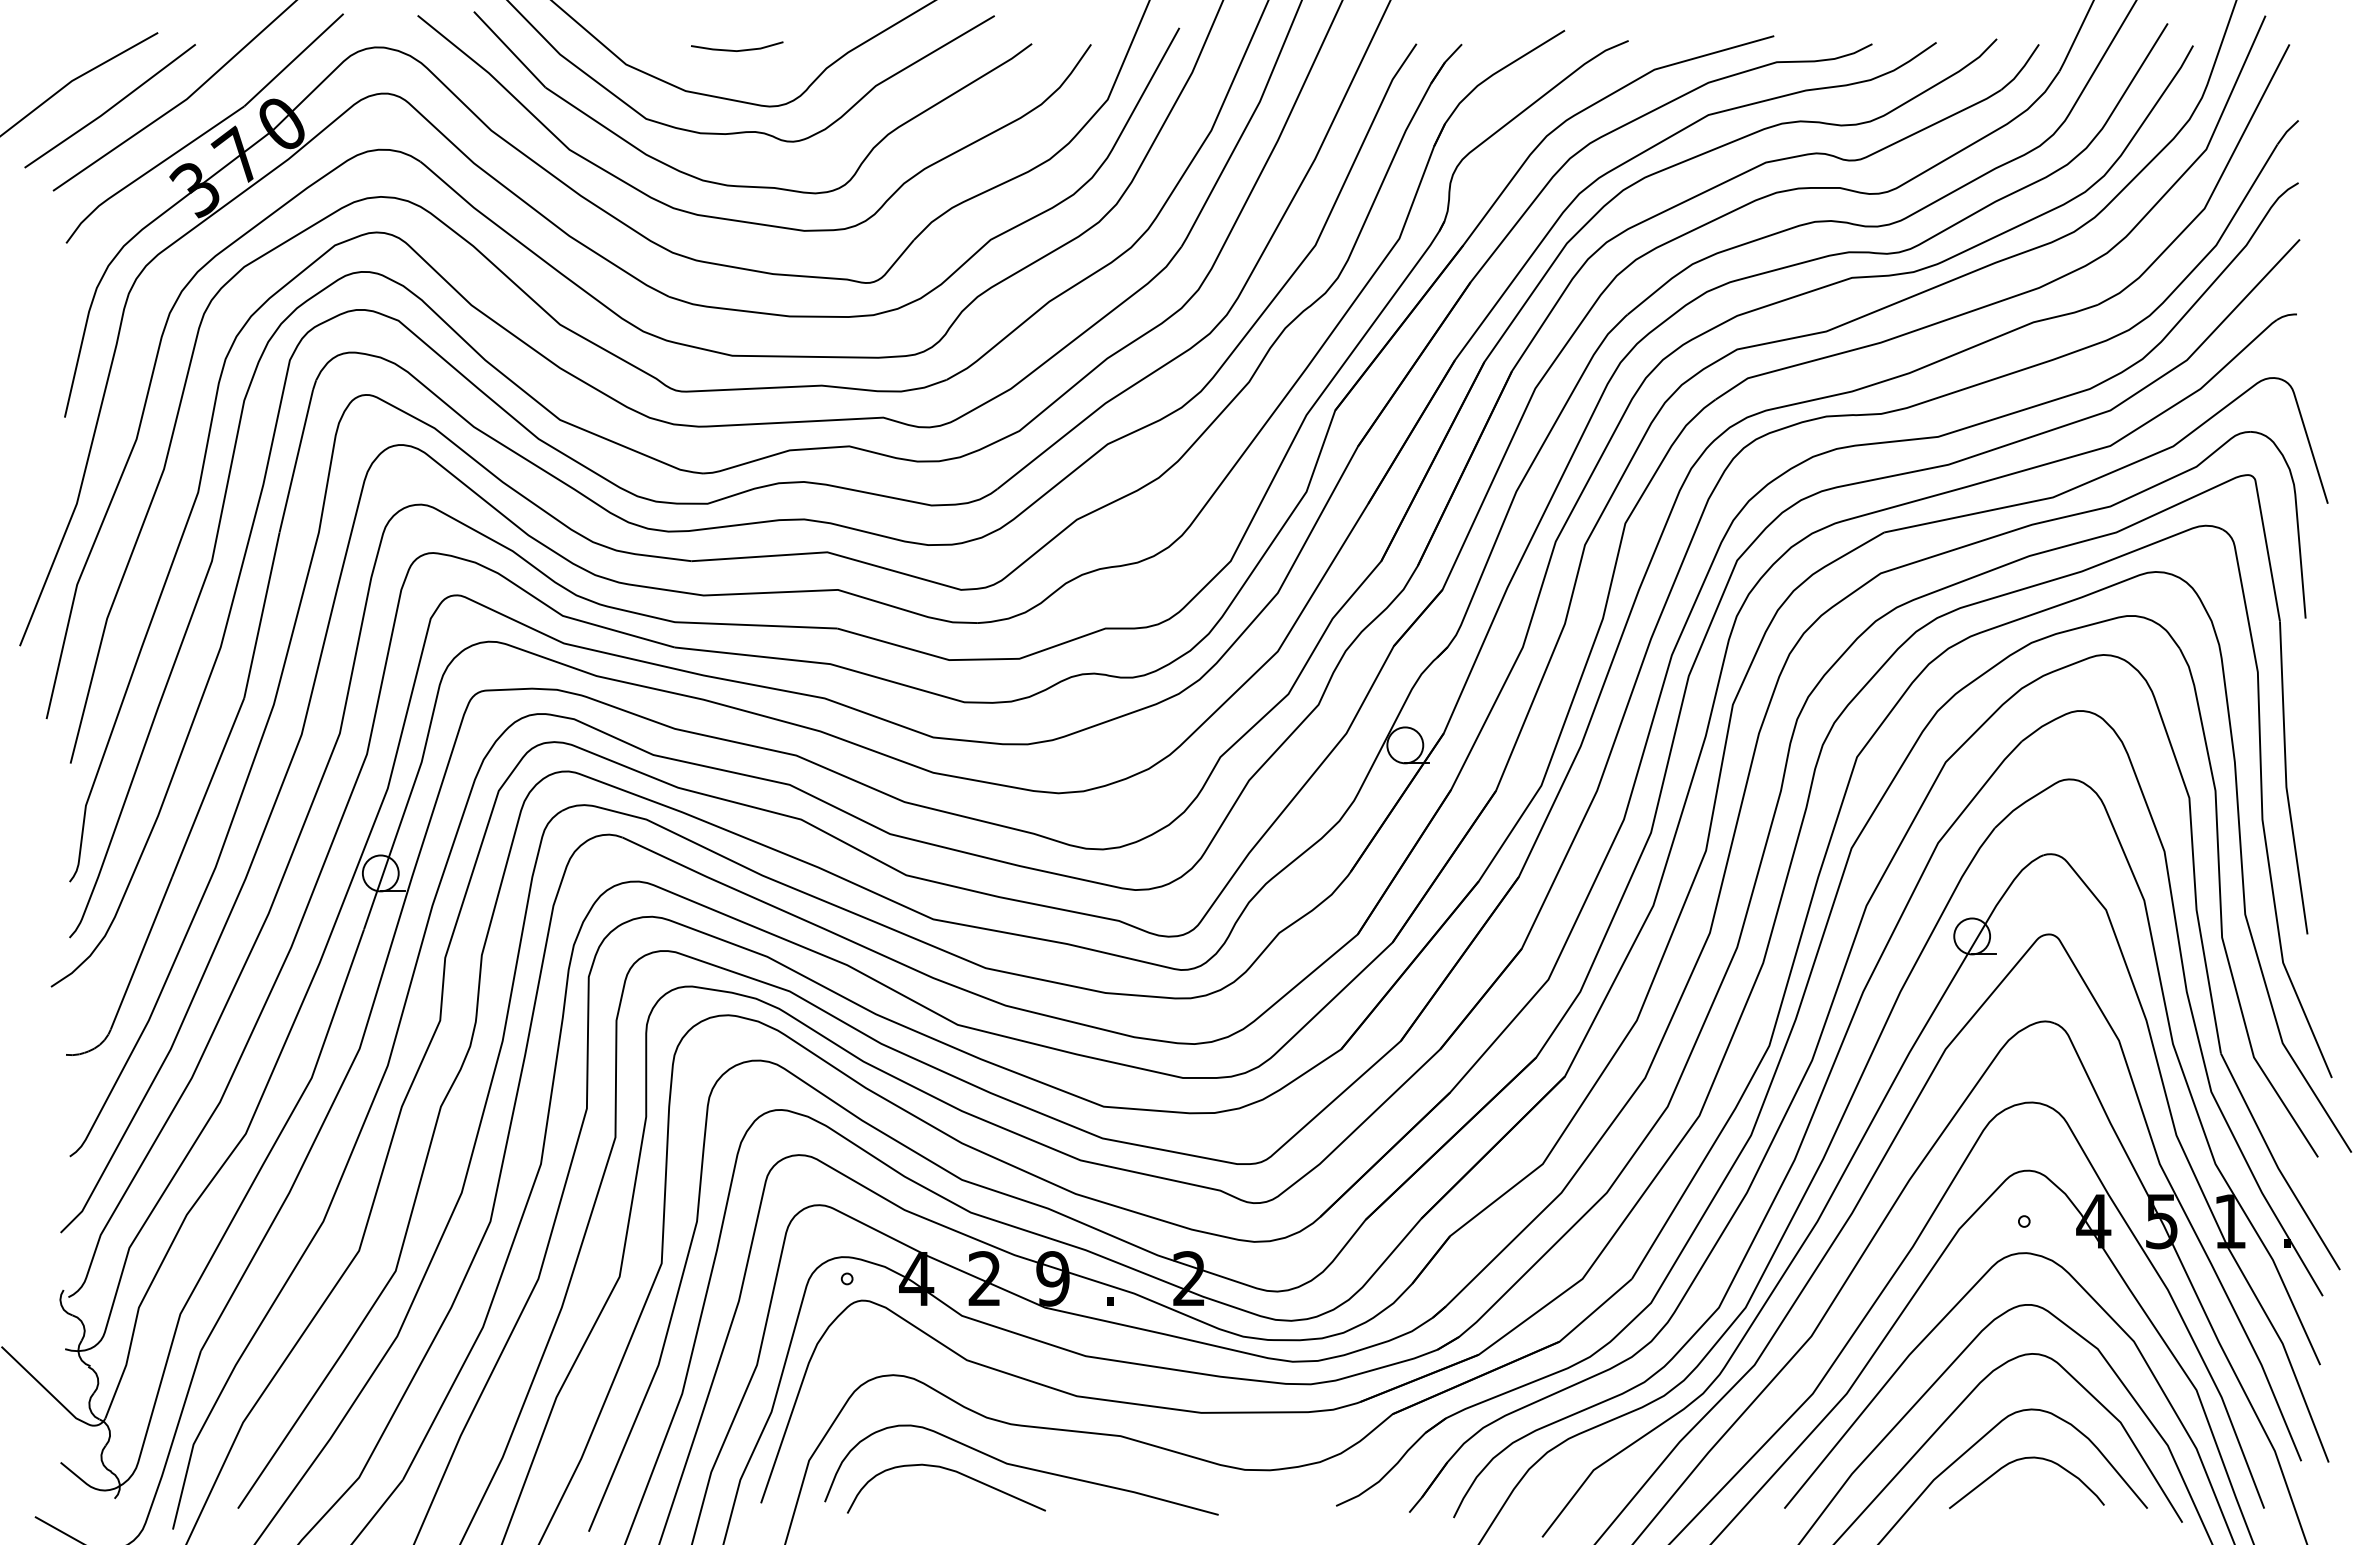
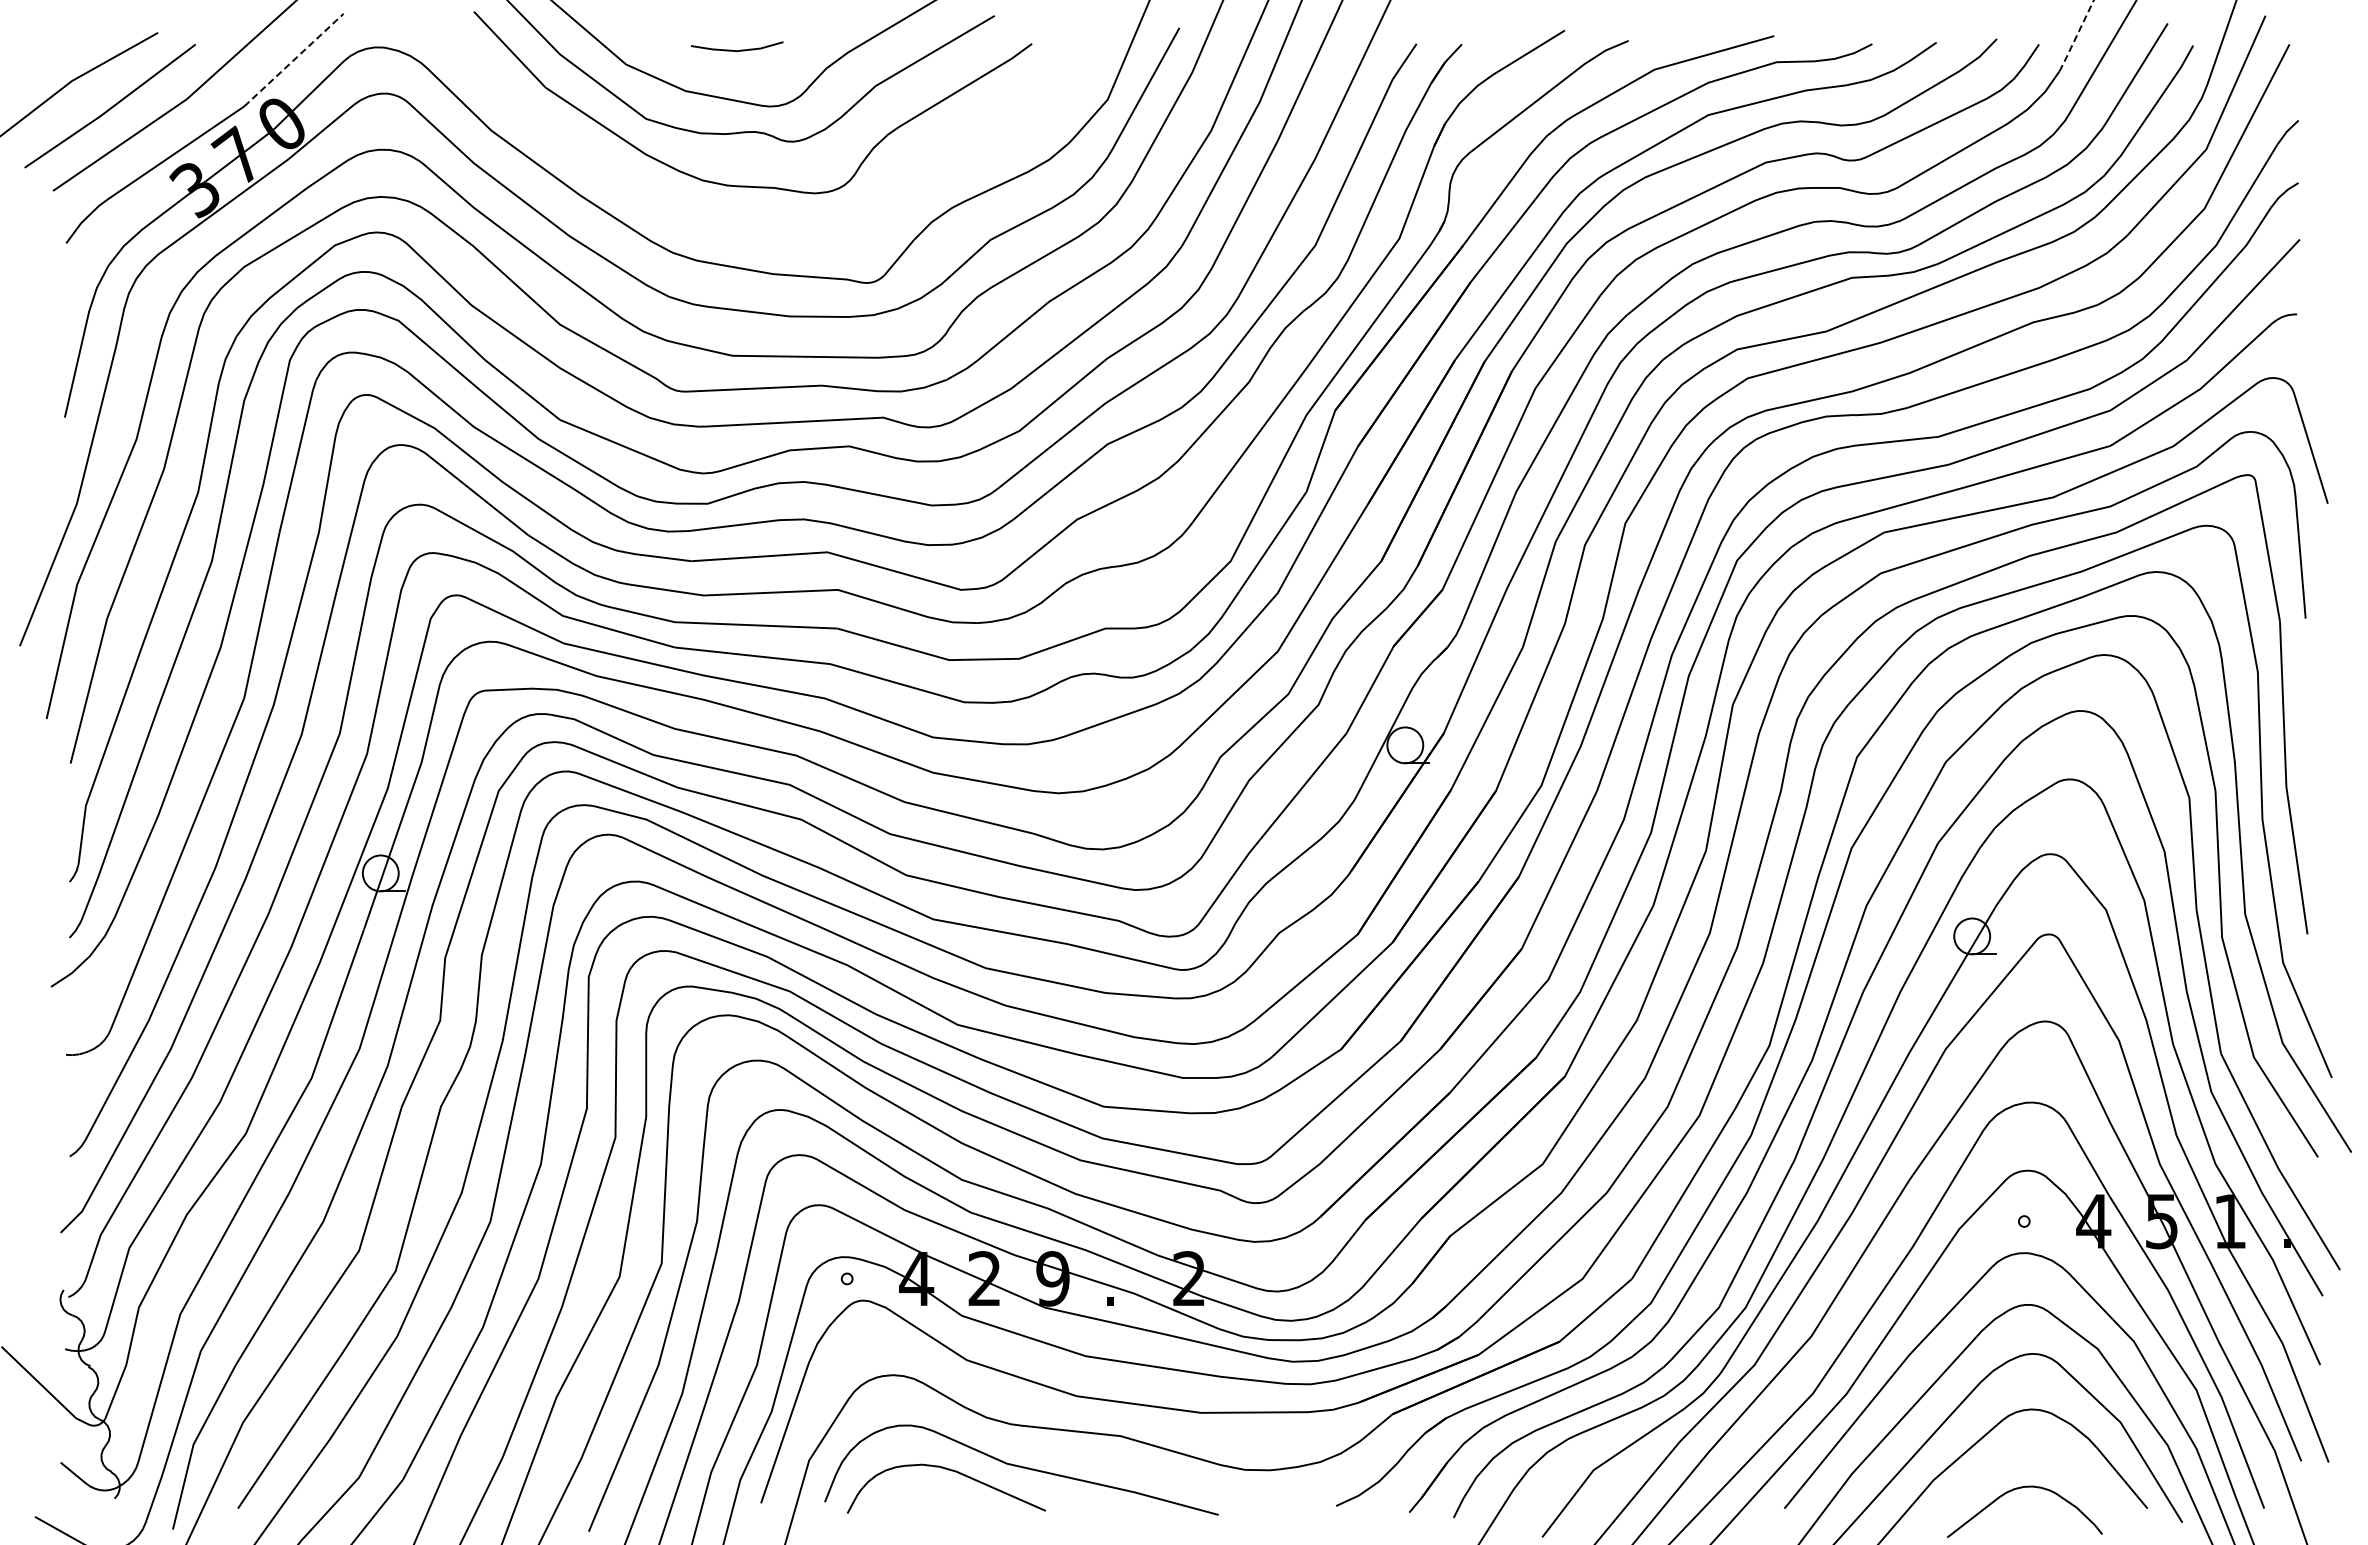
line: solid -> dashed (2076, 36)
line: solid -> dashed (293, 60)
curve: present -> none (743, 220)
curve position: (2020, 1460) -> (2018, 1489) (2018, 1489)
